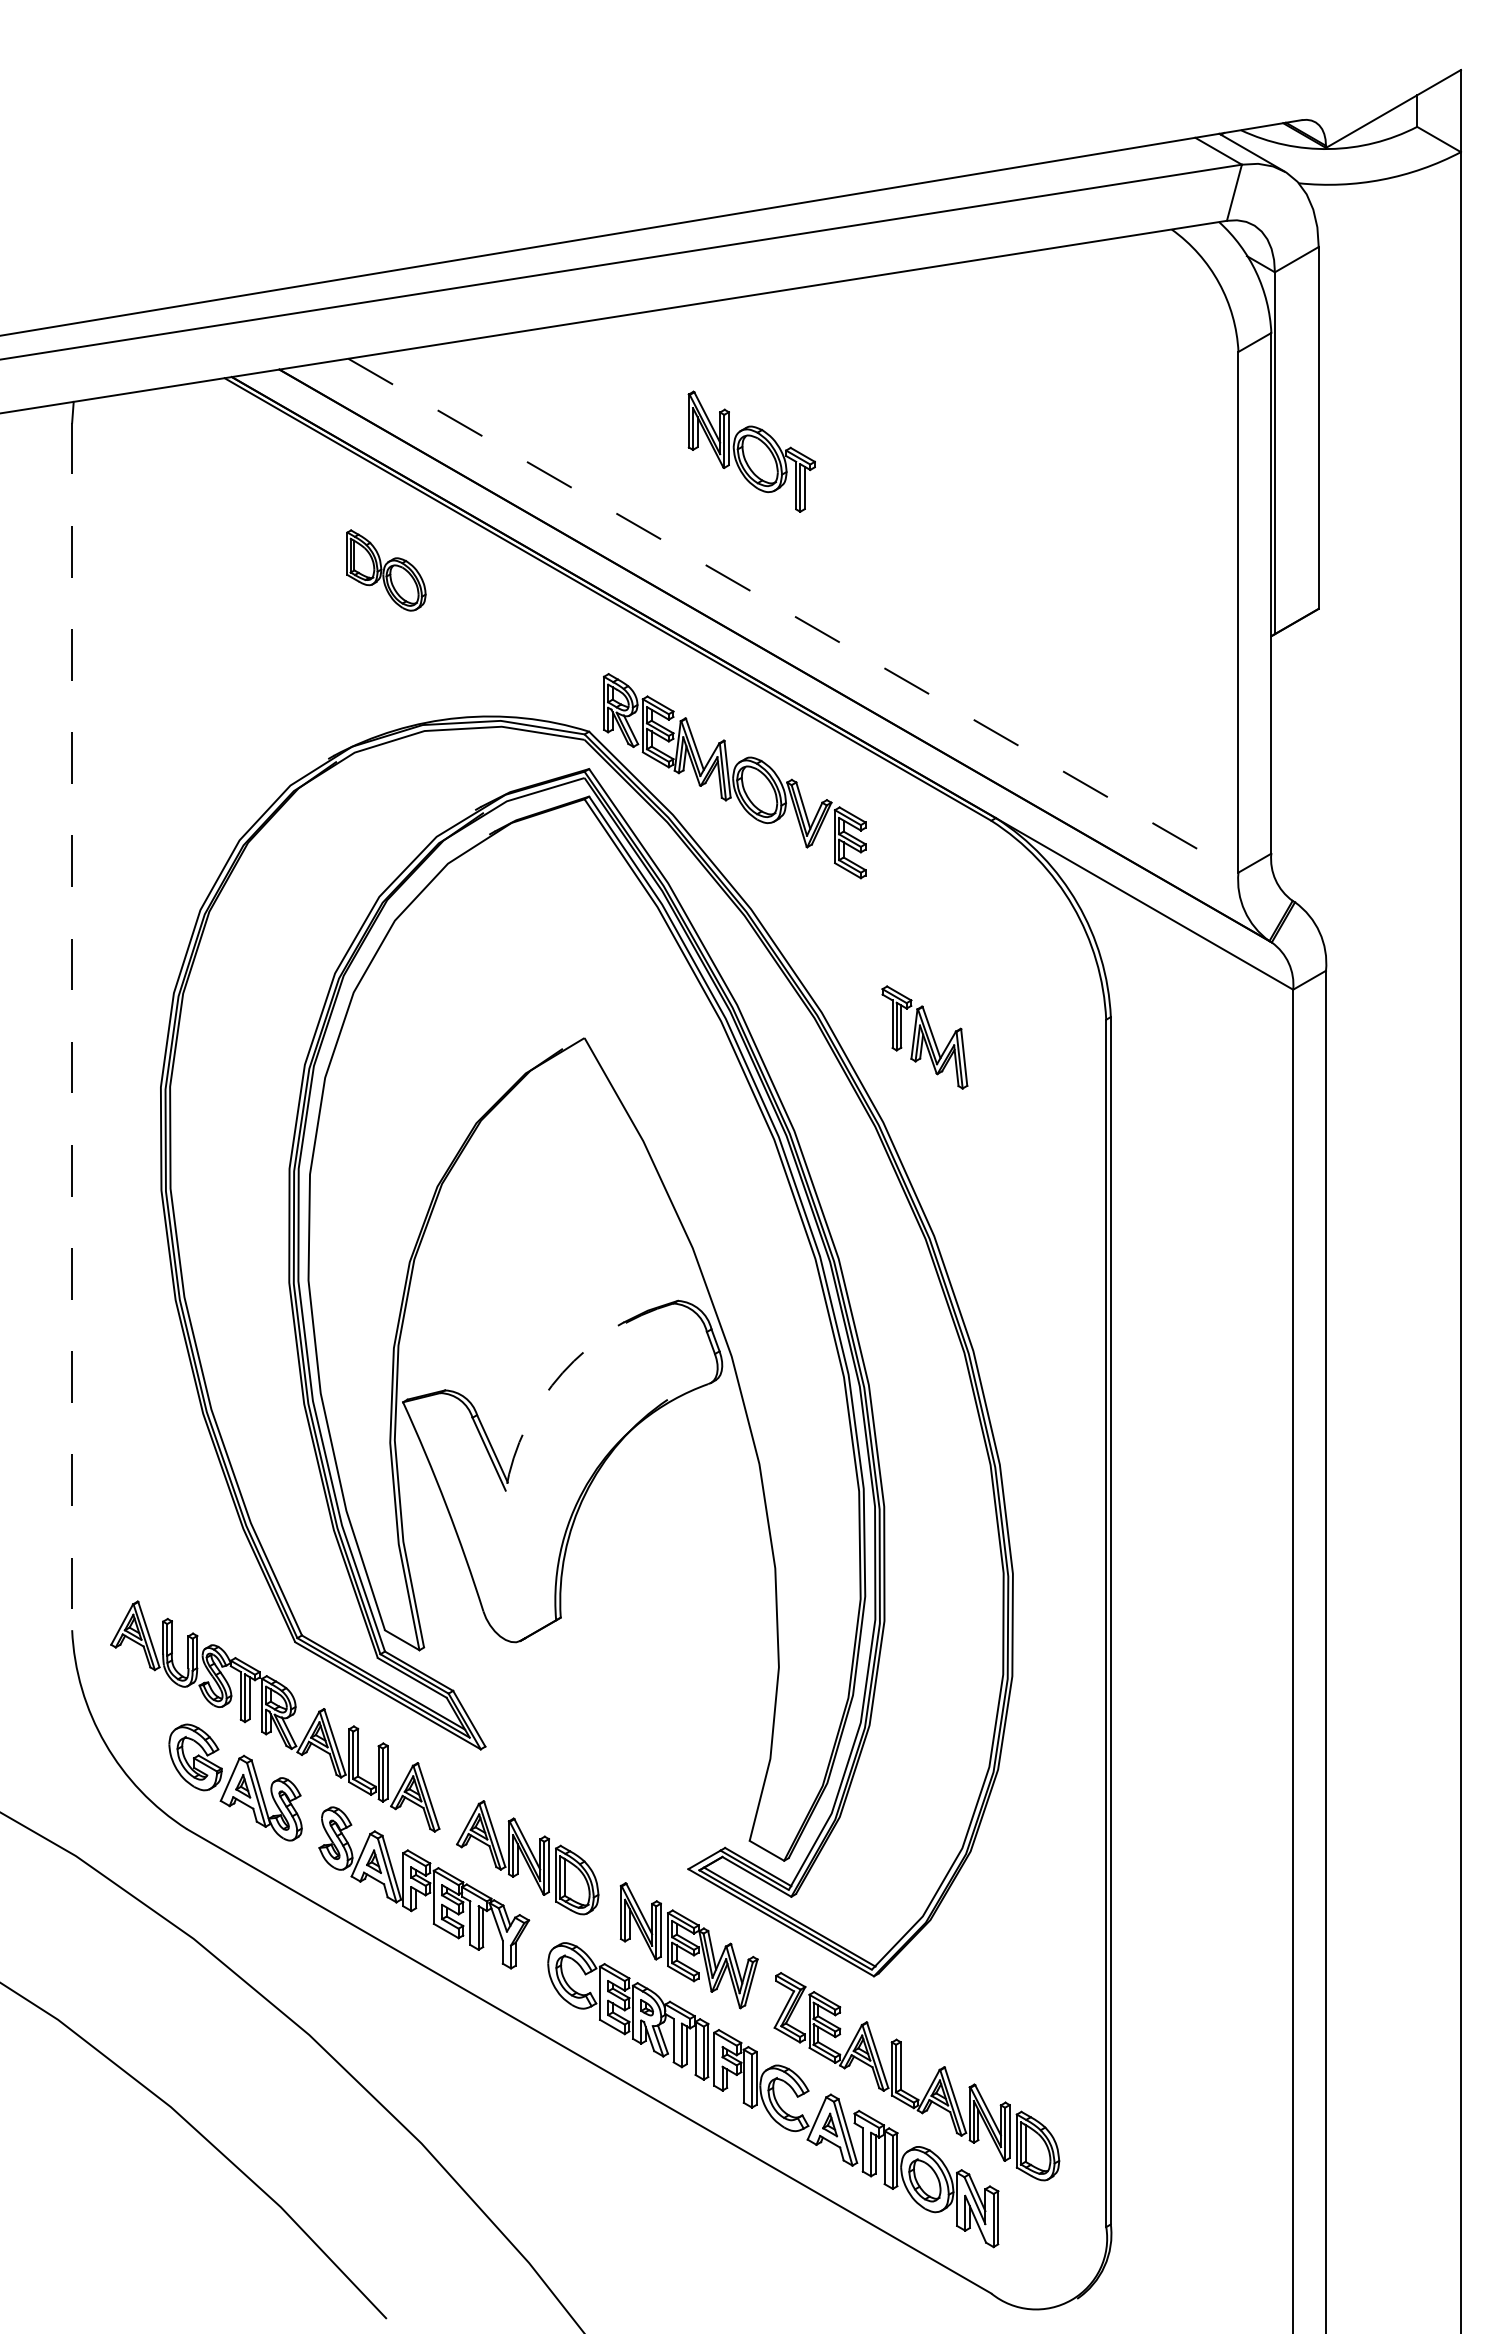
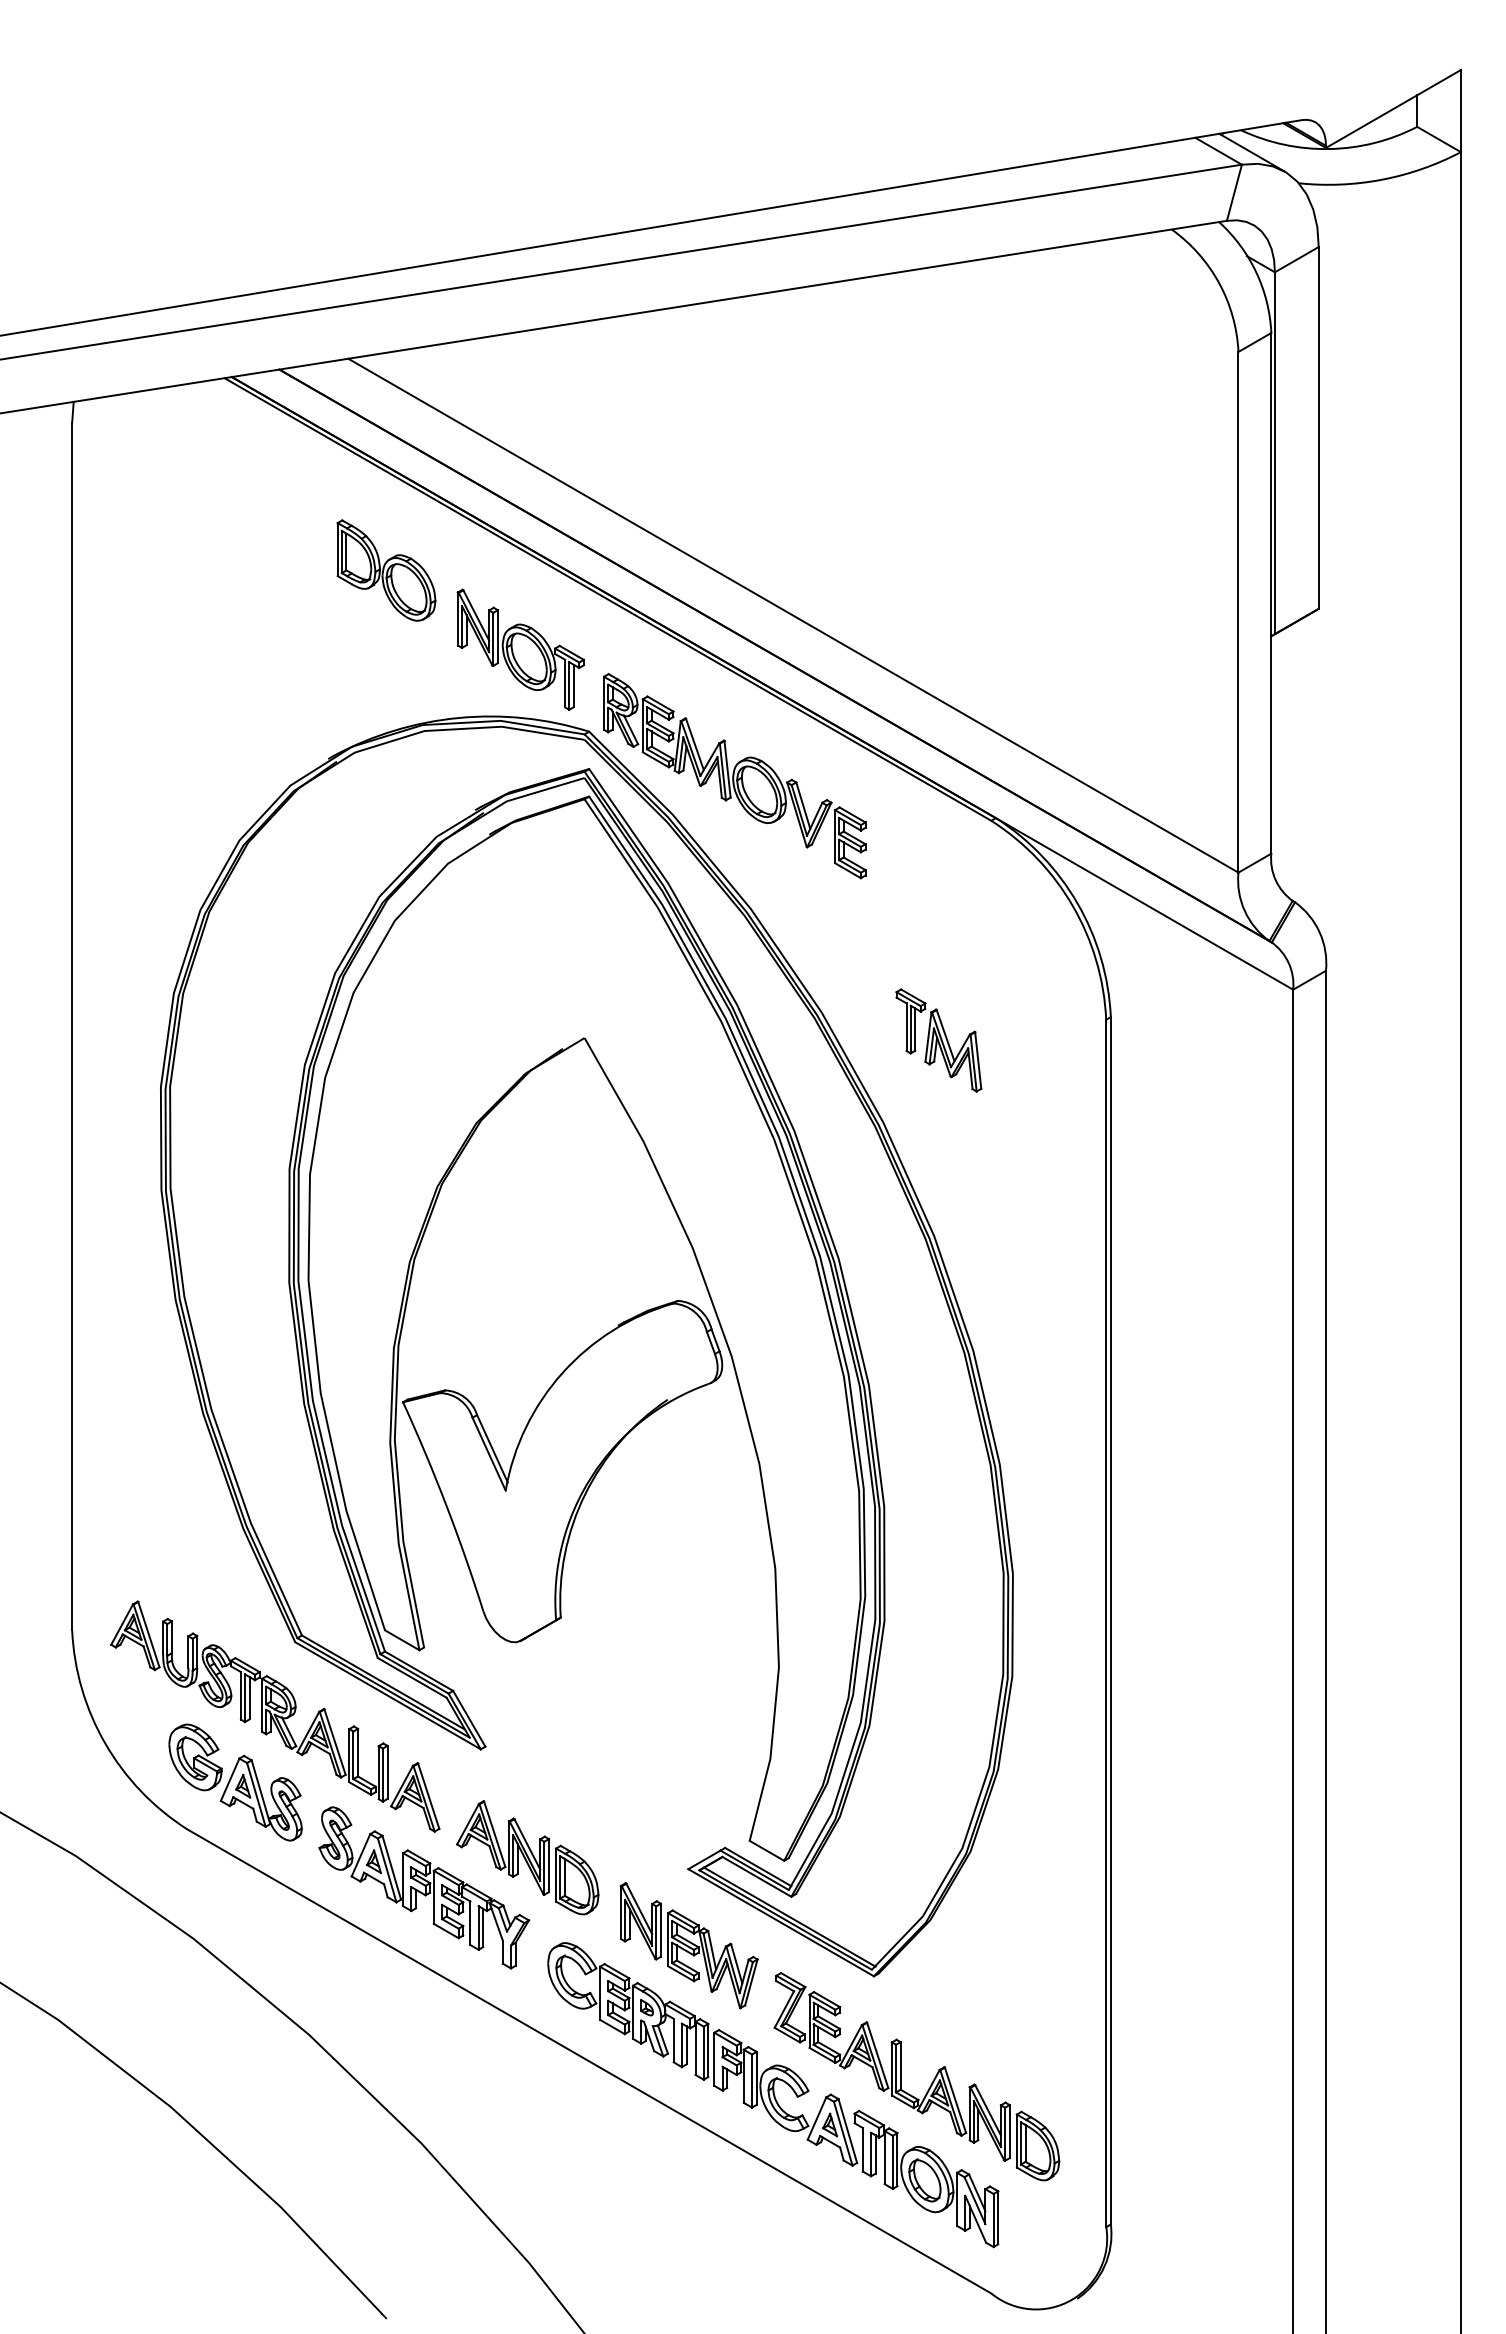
part position: (751, 451) -> (520, 649) (520, 649)
part size: 81x83 px -> 101x103 px (386, 570)
line: dashed -> solid (793, 615)
line: dashed -> solid (72, 1026)
part position: (924, 1037) -> (938, 1040) (938, 1040)
arc: dashed -> solid (562, 1372)
